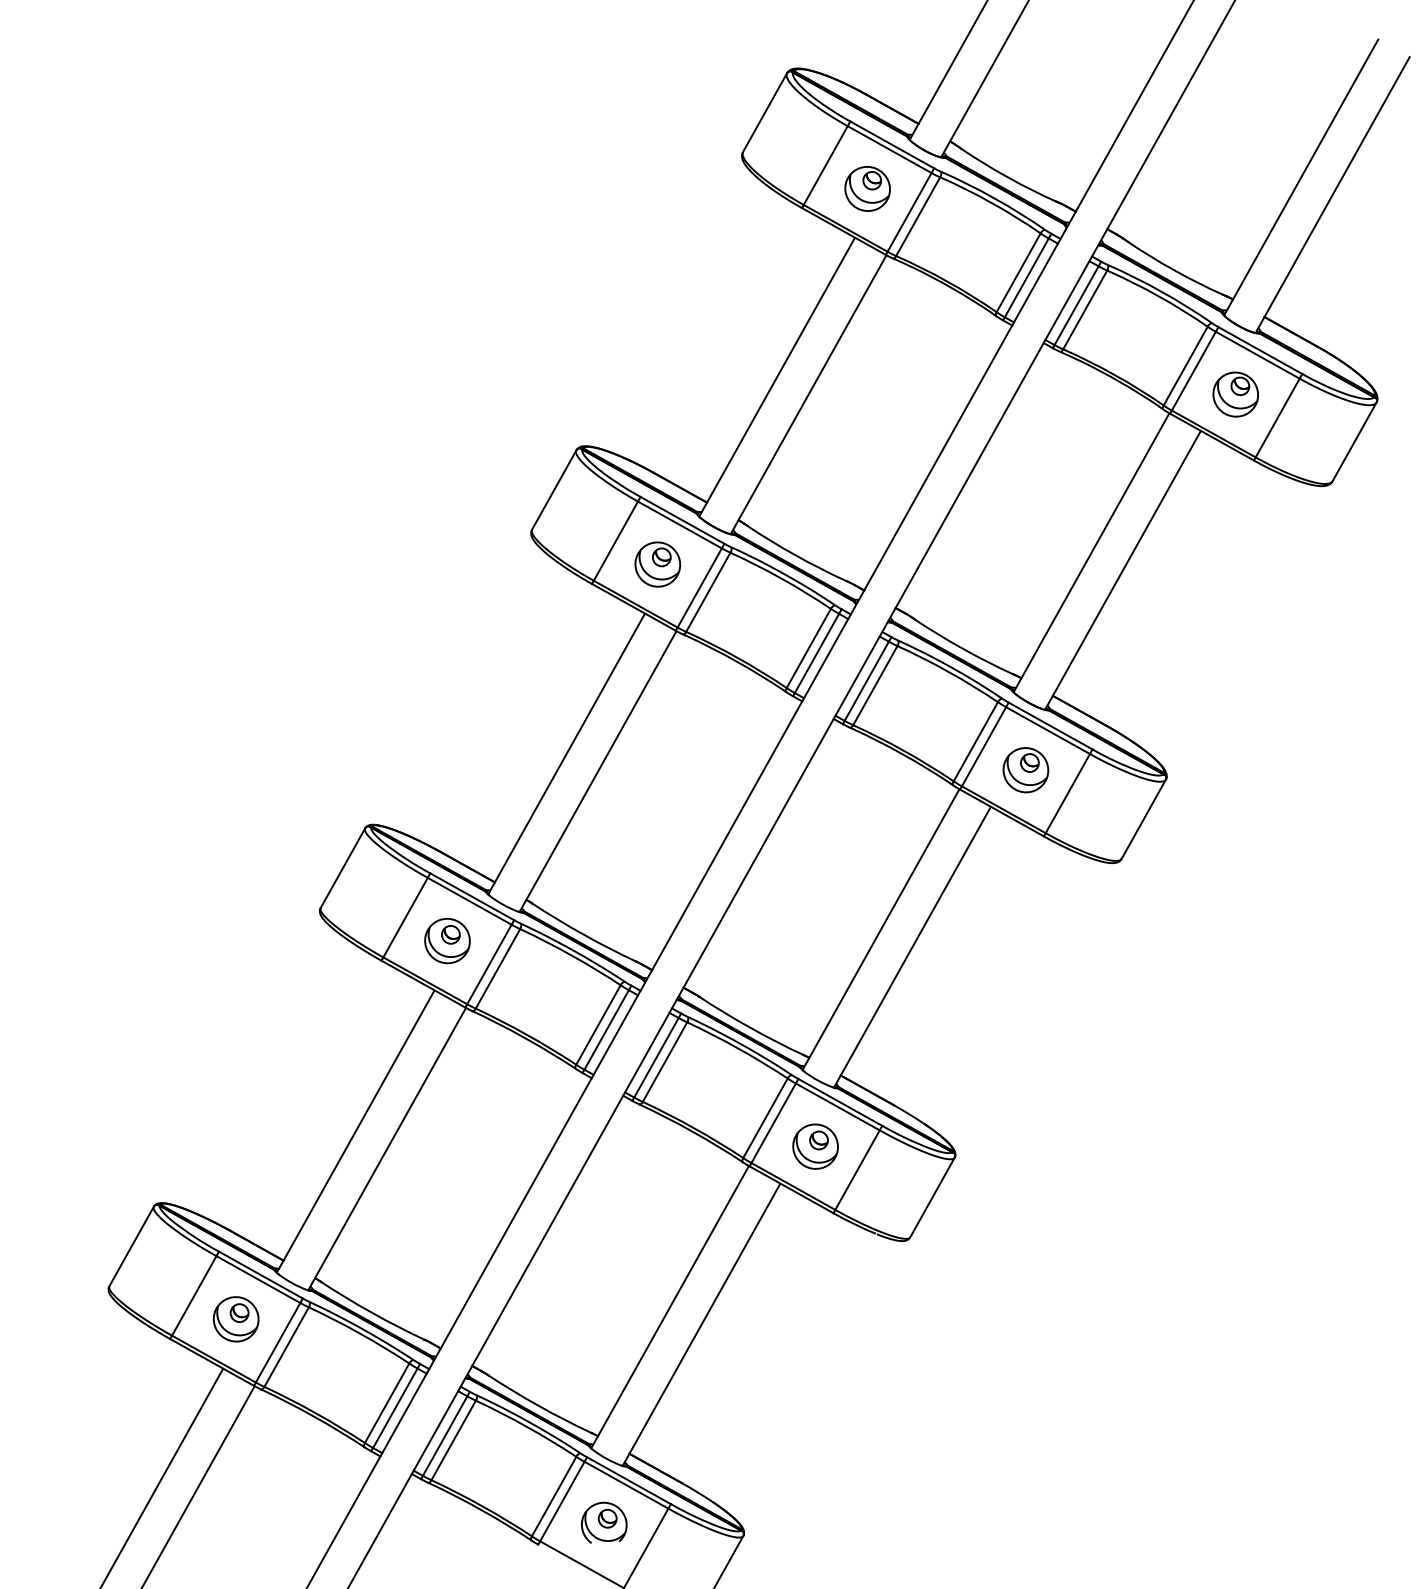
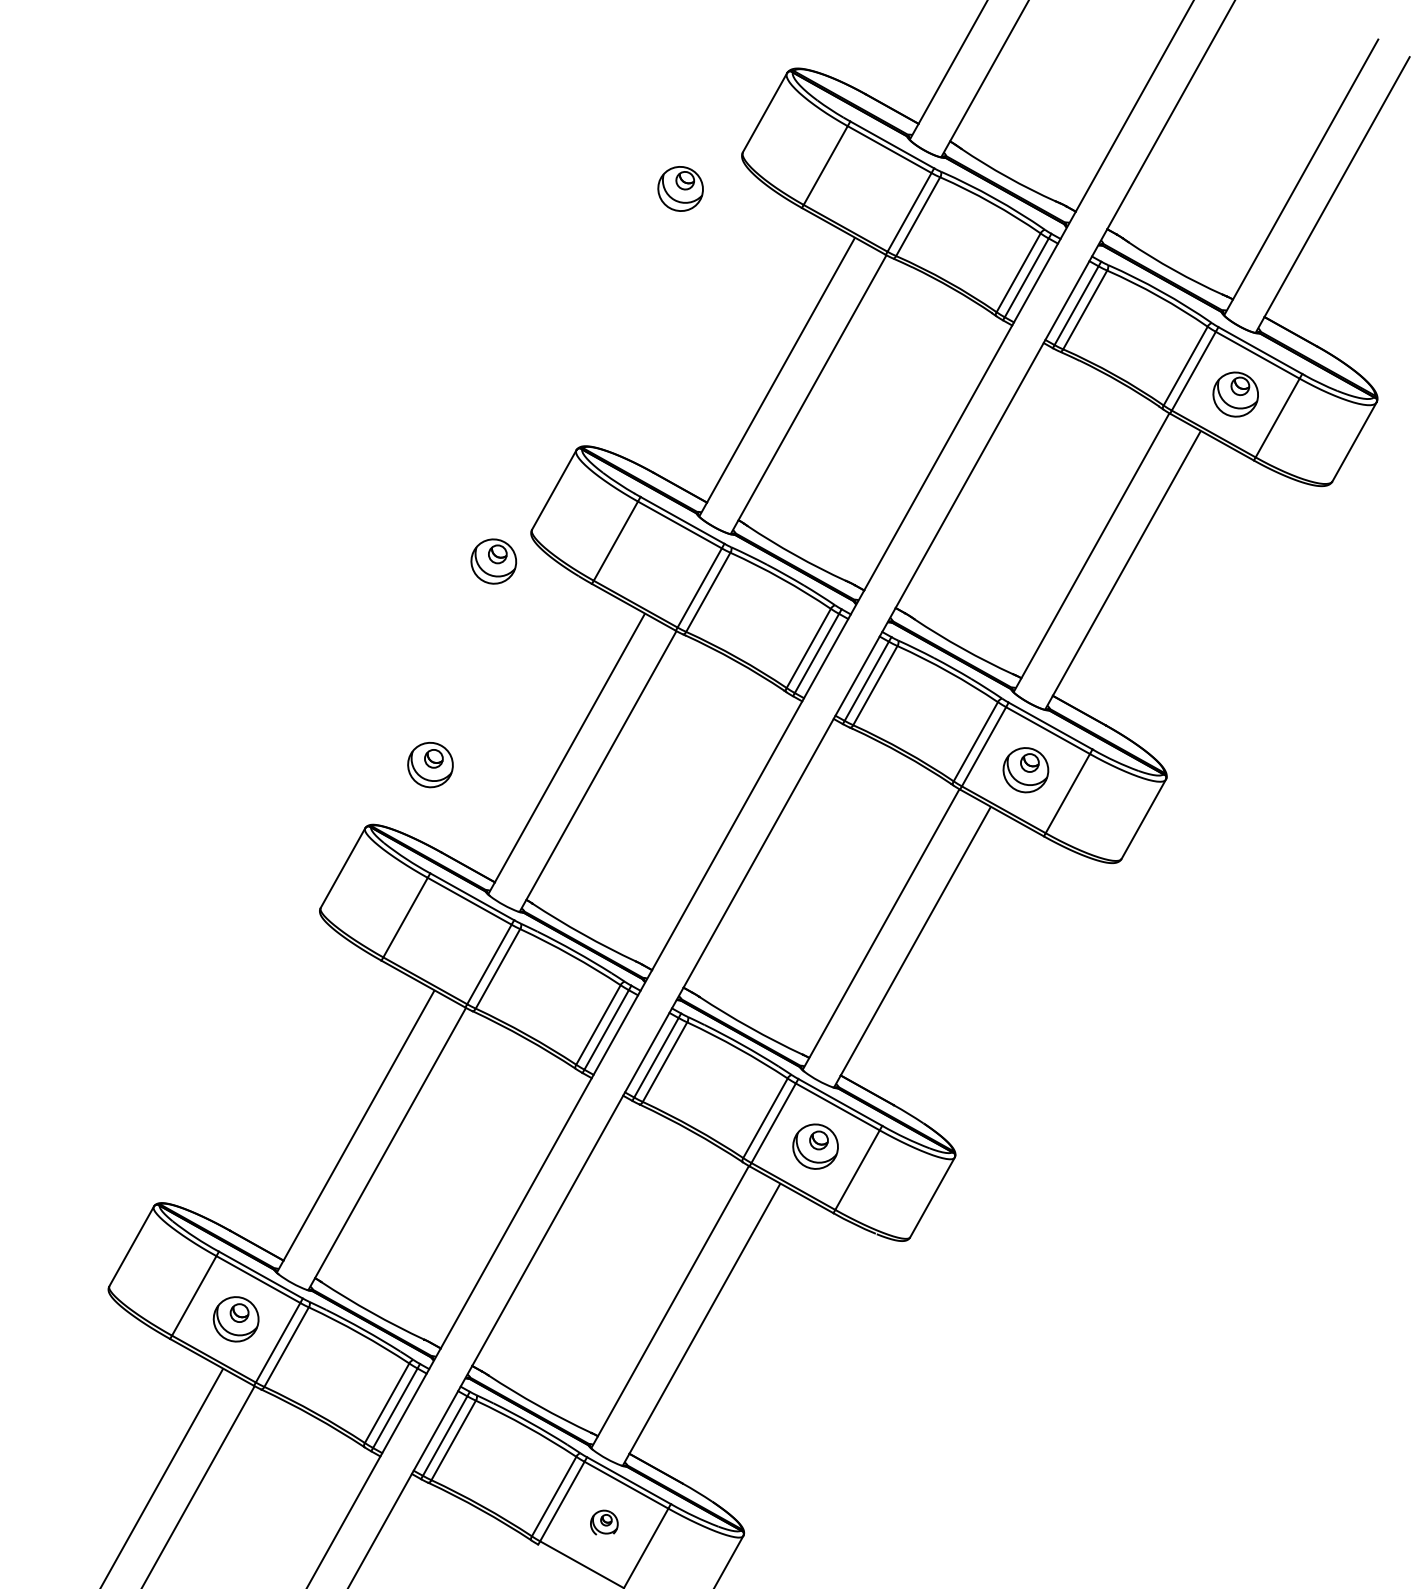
part position: (867, 188) -> (680, 188) (680, 188)
part position: (657, 564) -> (493, 561) (493, 561)
part position: (447, 941) -> (430, 765) (430, 765)
part size: 47x43 px -> 29x27 px (604, 1522)
